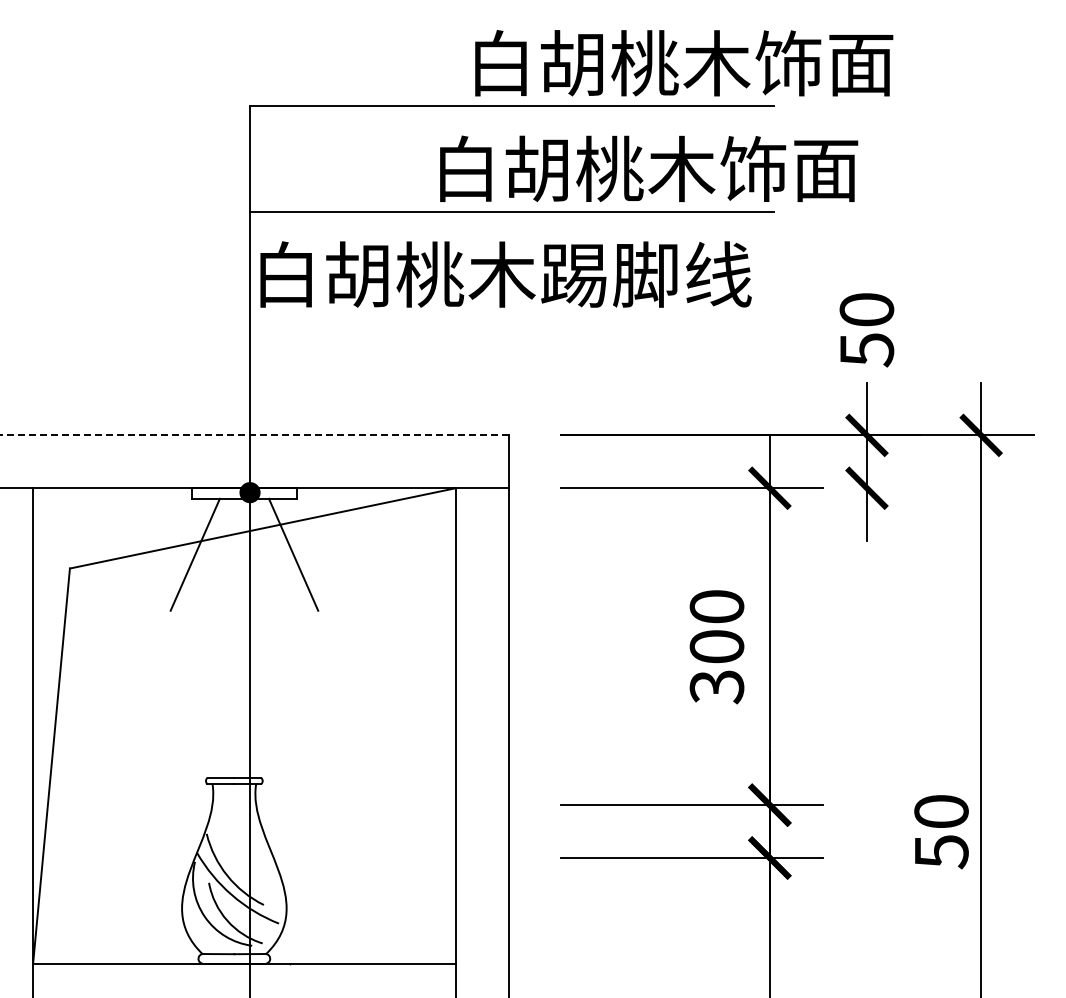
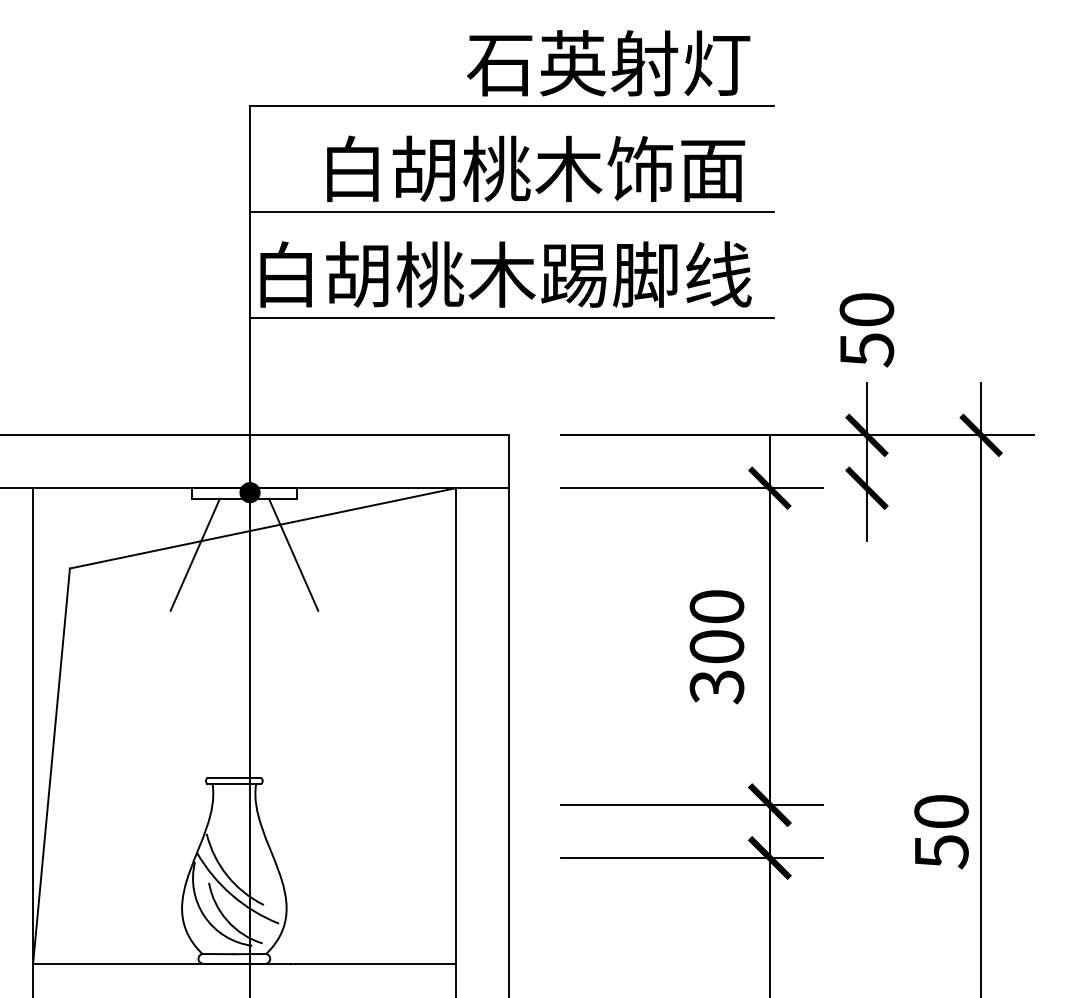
text: 白胡桃木饰面 -> 石英射灯 (680, 63)
text position: (649, 168) -> (536, 168) (536, 168)
line: none -> present (511, 317)
line: dashed -> solid (254, 435)
